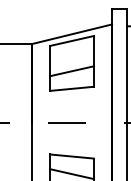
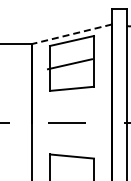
line: solid -> dashed (71, 34)
line position: (71, 71) -> (69, 64) (69, 64)
line: present -> none (68, 173)
